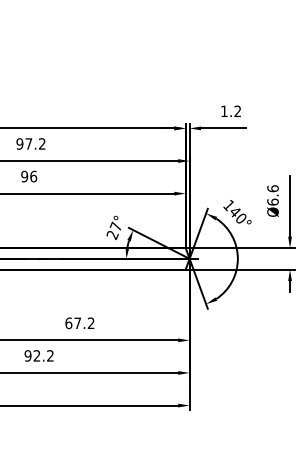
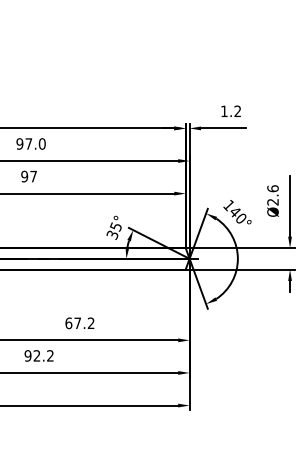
text: 97.2 -> 97.0 (41, 143)
text: 96 -> 97 (33, 176)
text: Ø6.6 -> Ø2.6 (272, 201)
text: 27° -> 35° (114, 230)
